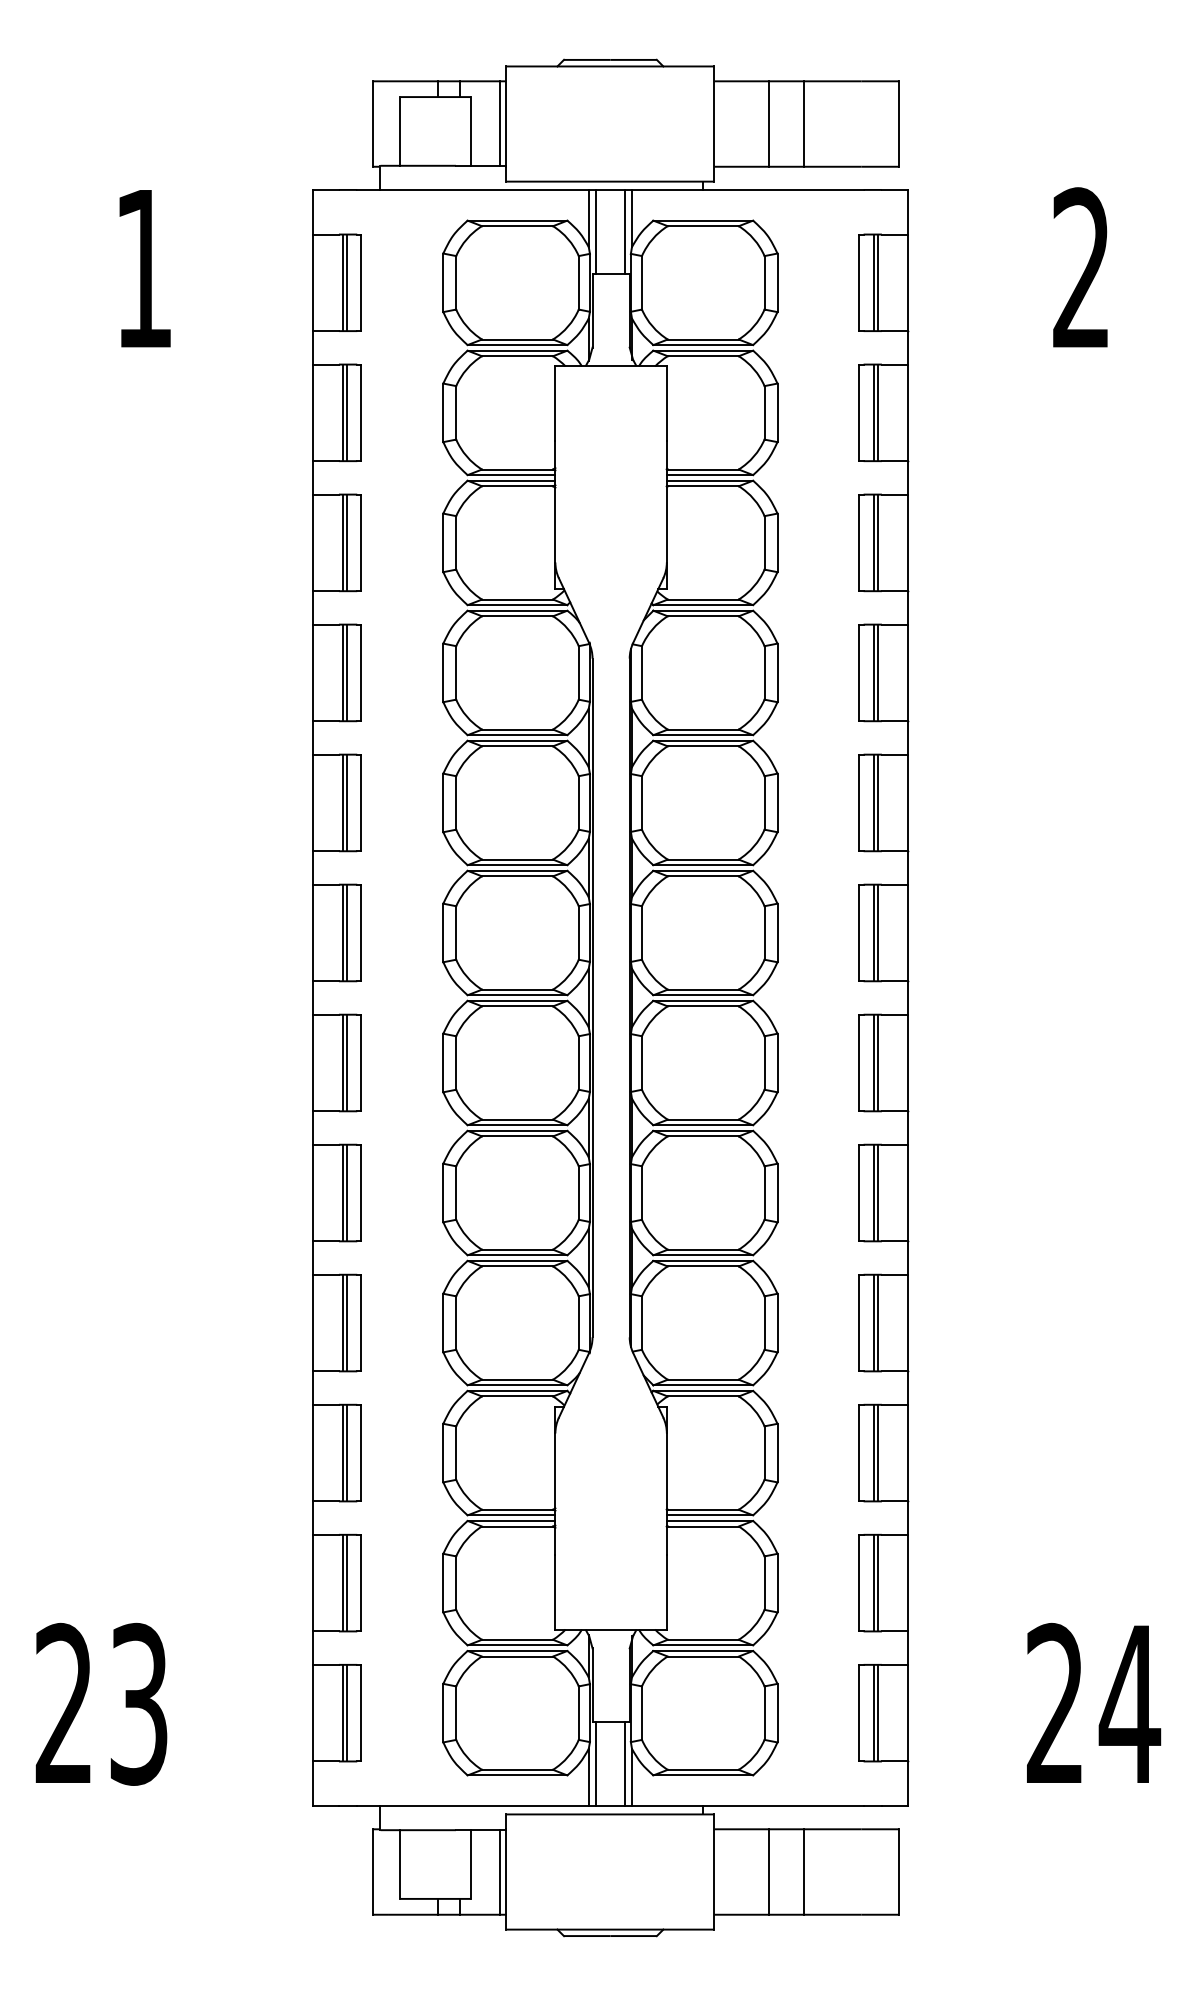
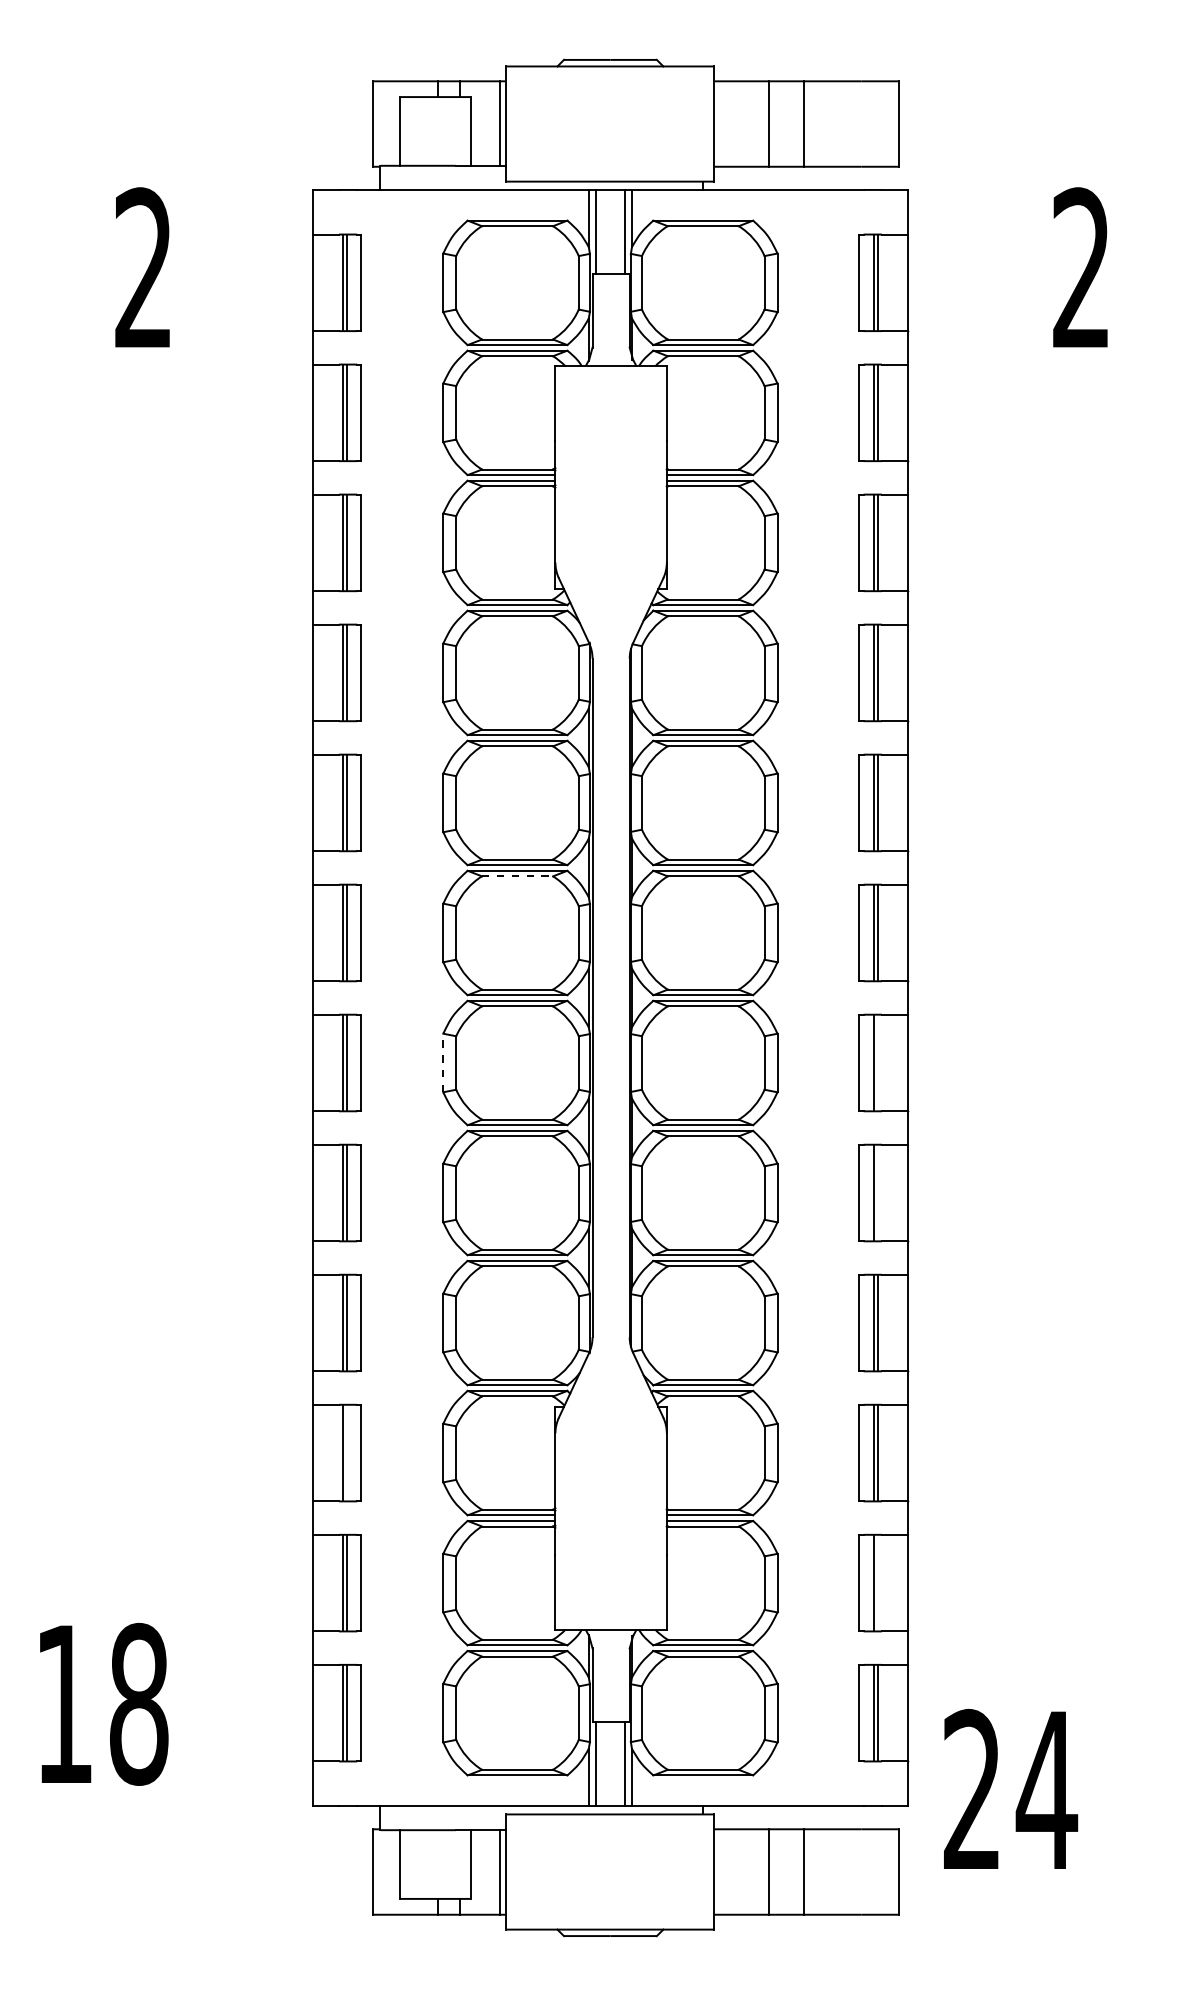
text: 1 -> 2 (142, 267)
line: solid -> dashed (517, 876)
line: solid -> dashed (443, 1062)
line: present -> none (877, 1062)
line: present -> none (877, 1192)
line: present -> none (346, 1452)
line: present -> none (877, 1582)
text position: (1094, 1702) -> (1011, 1788) (1011, 1788)
text: 23 -> 18 (101, 1703)
